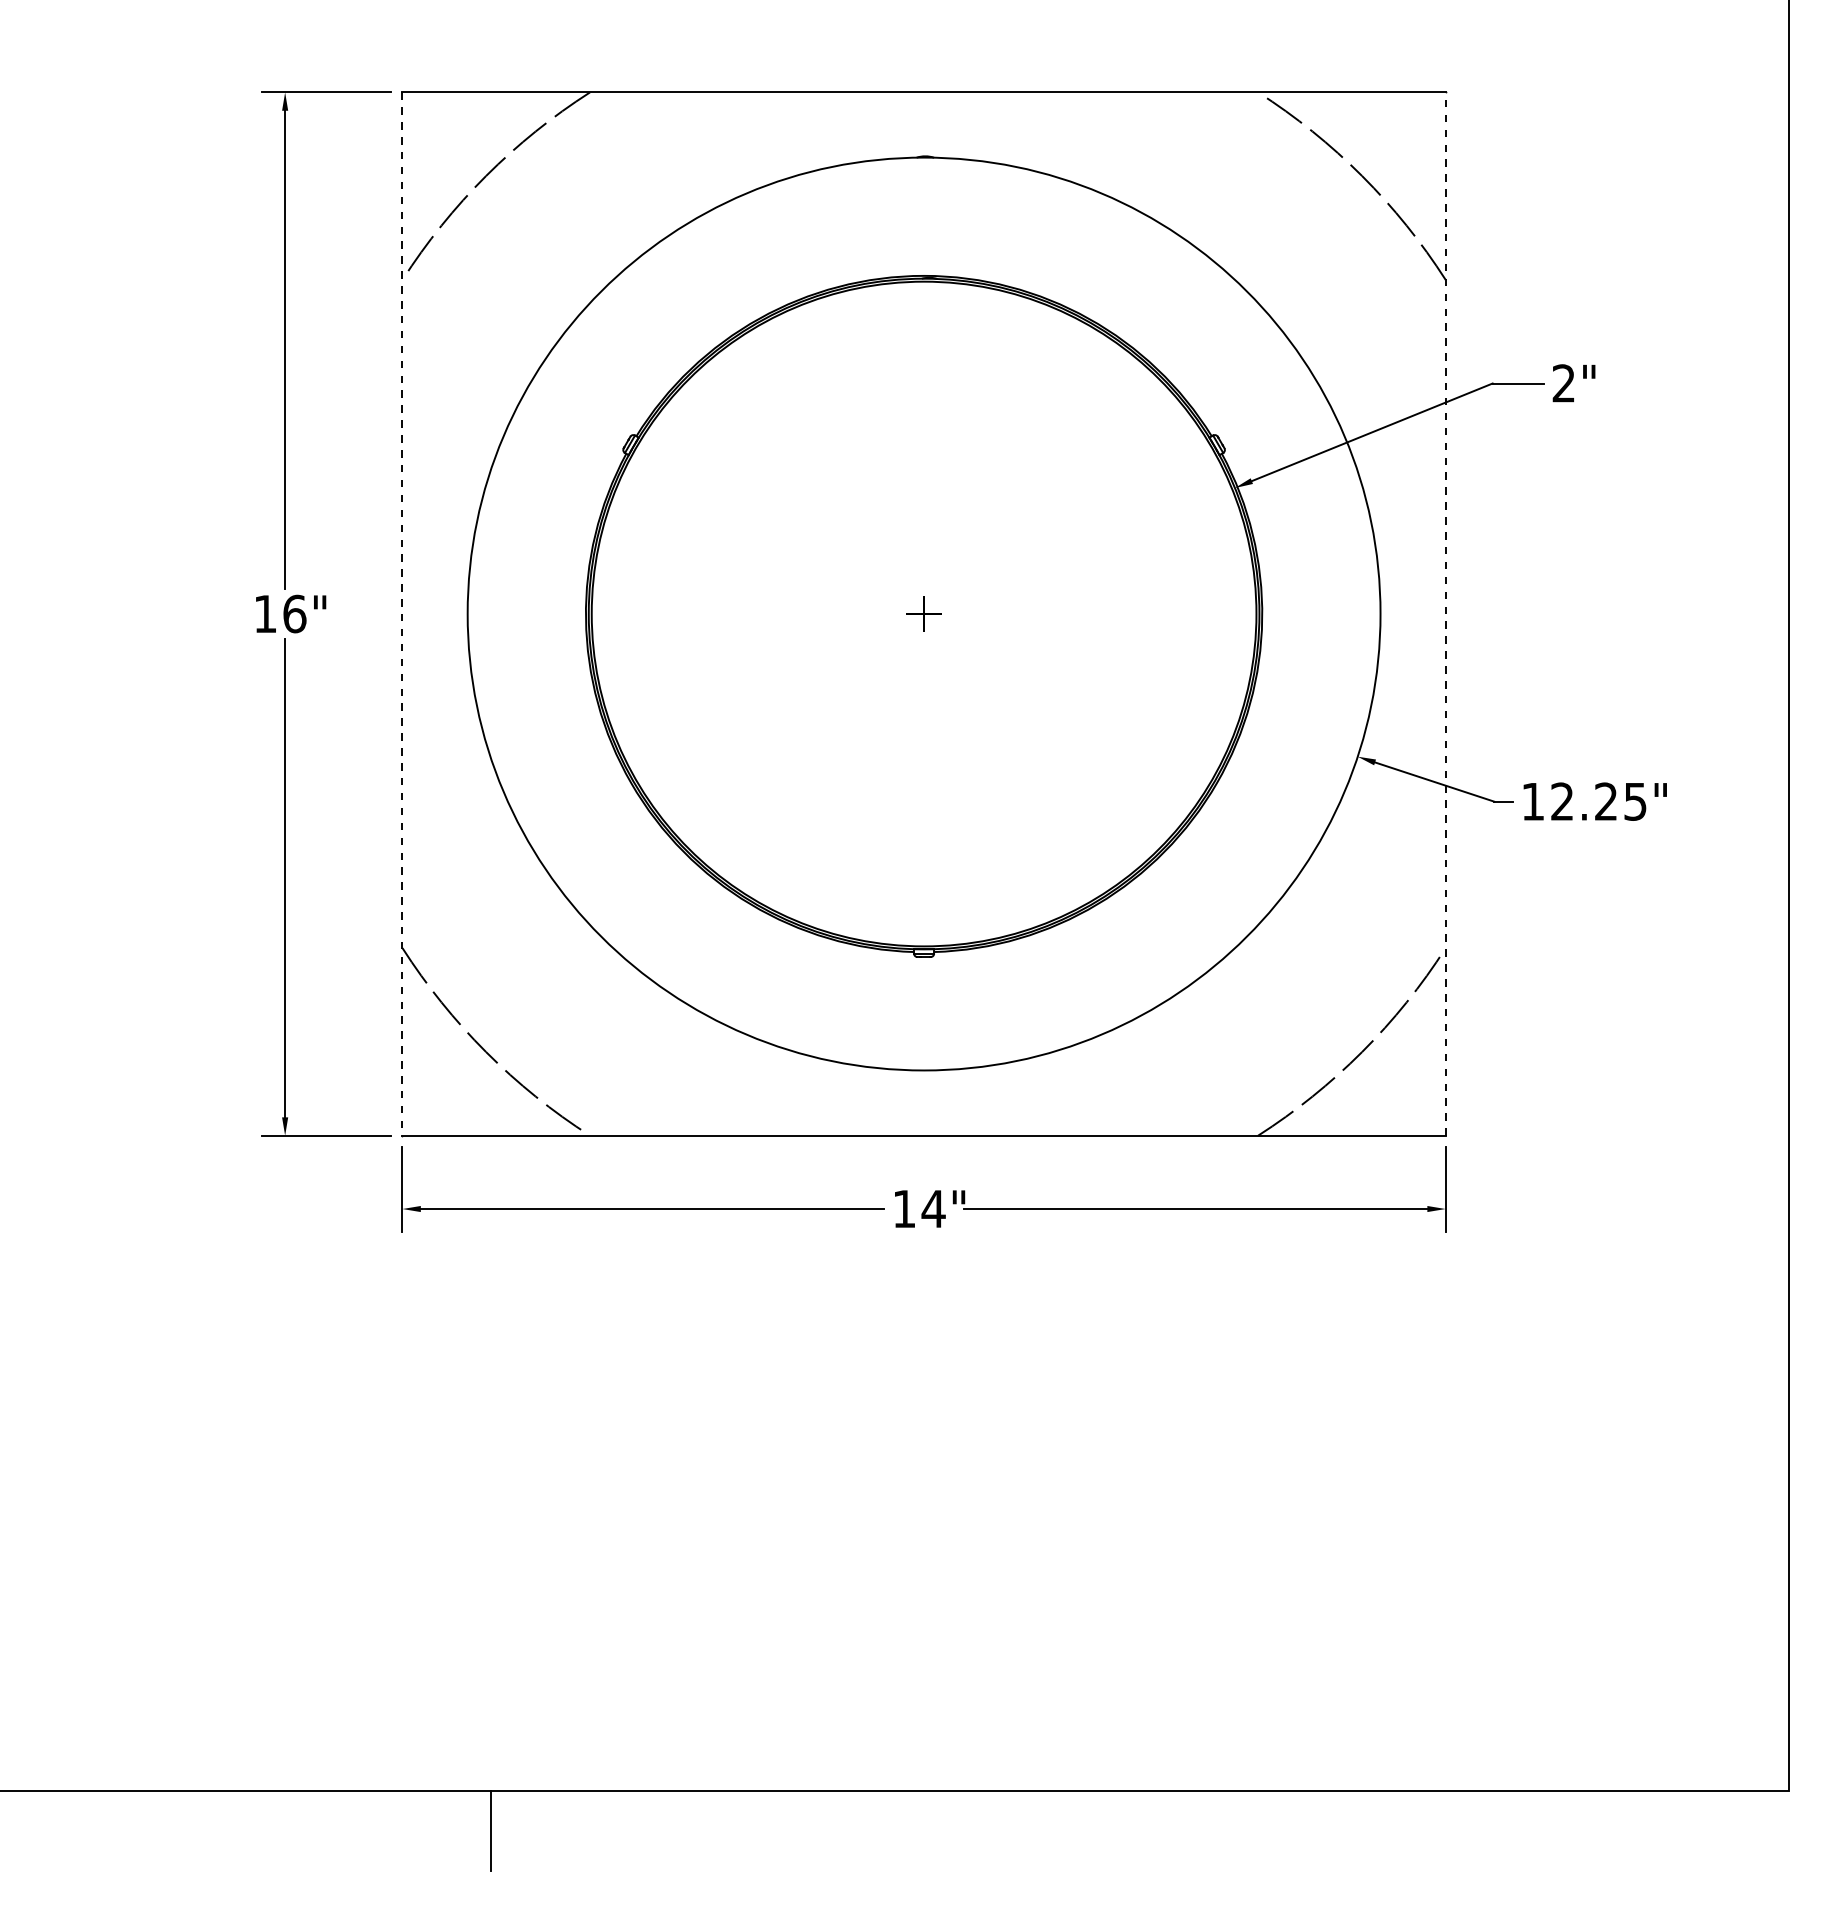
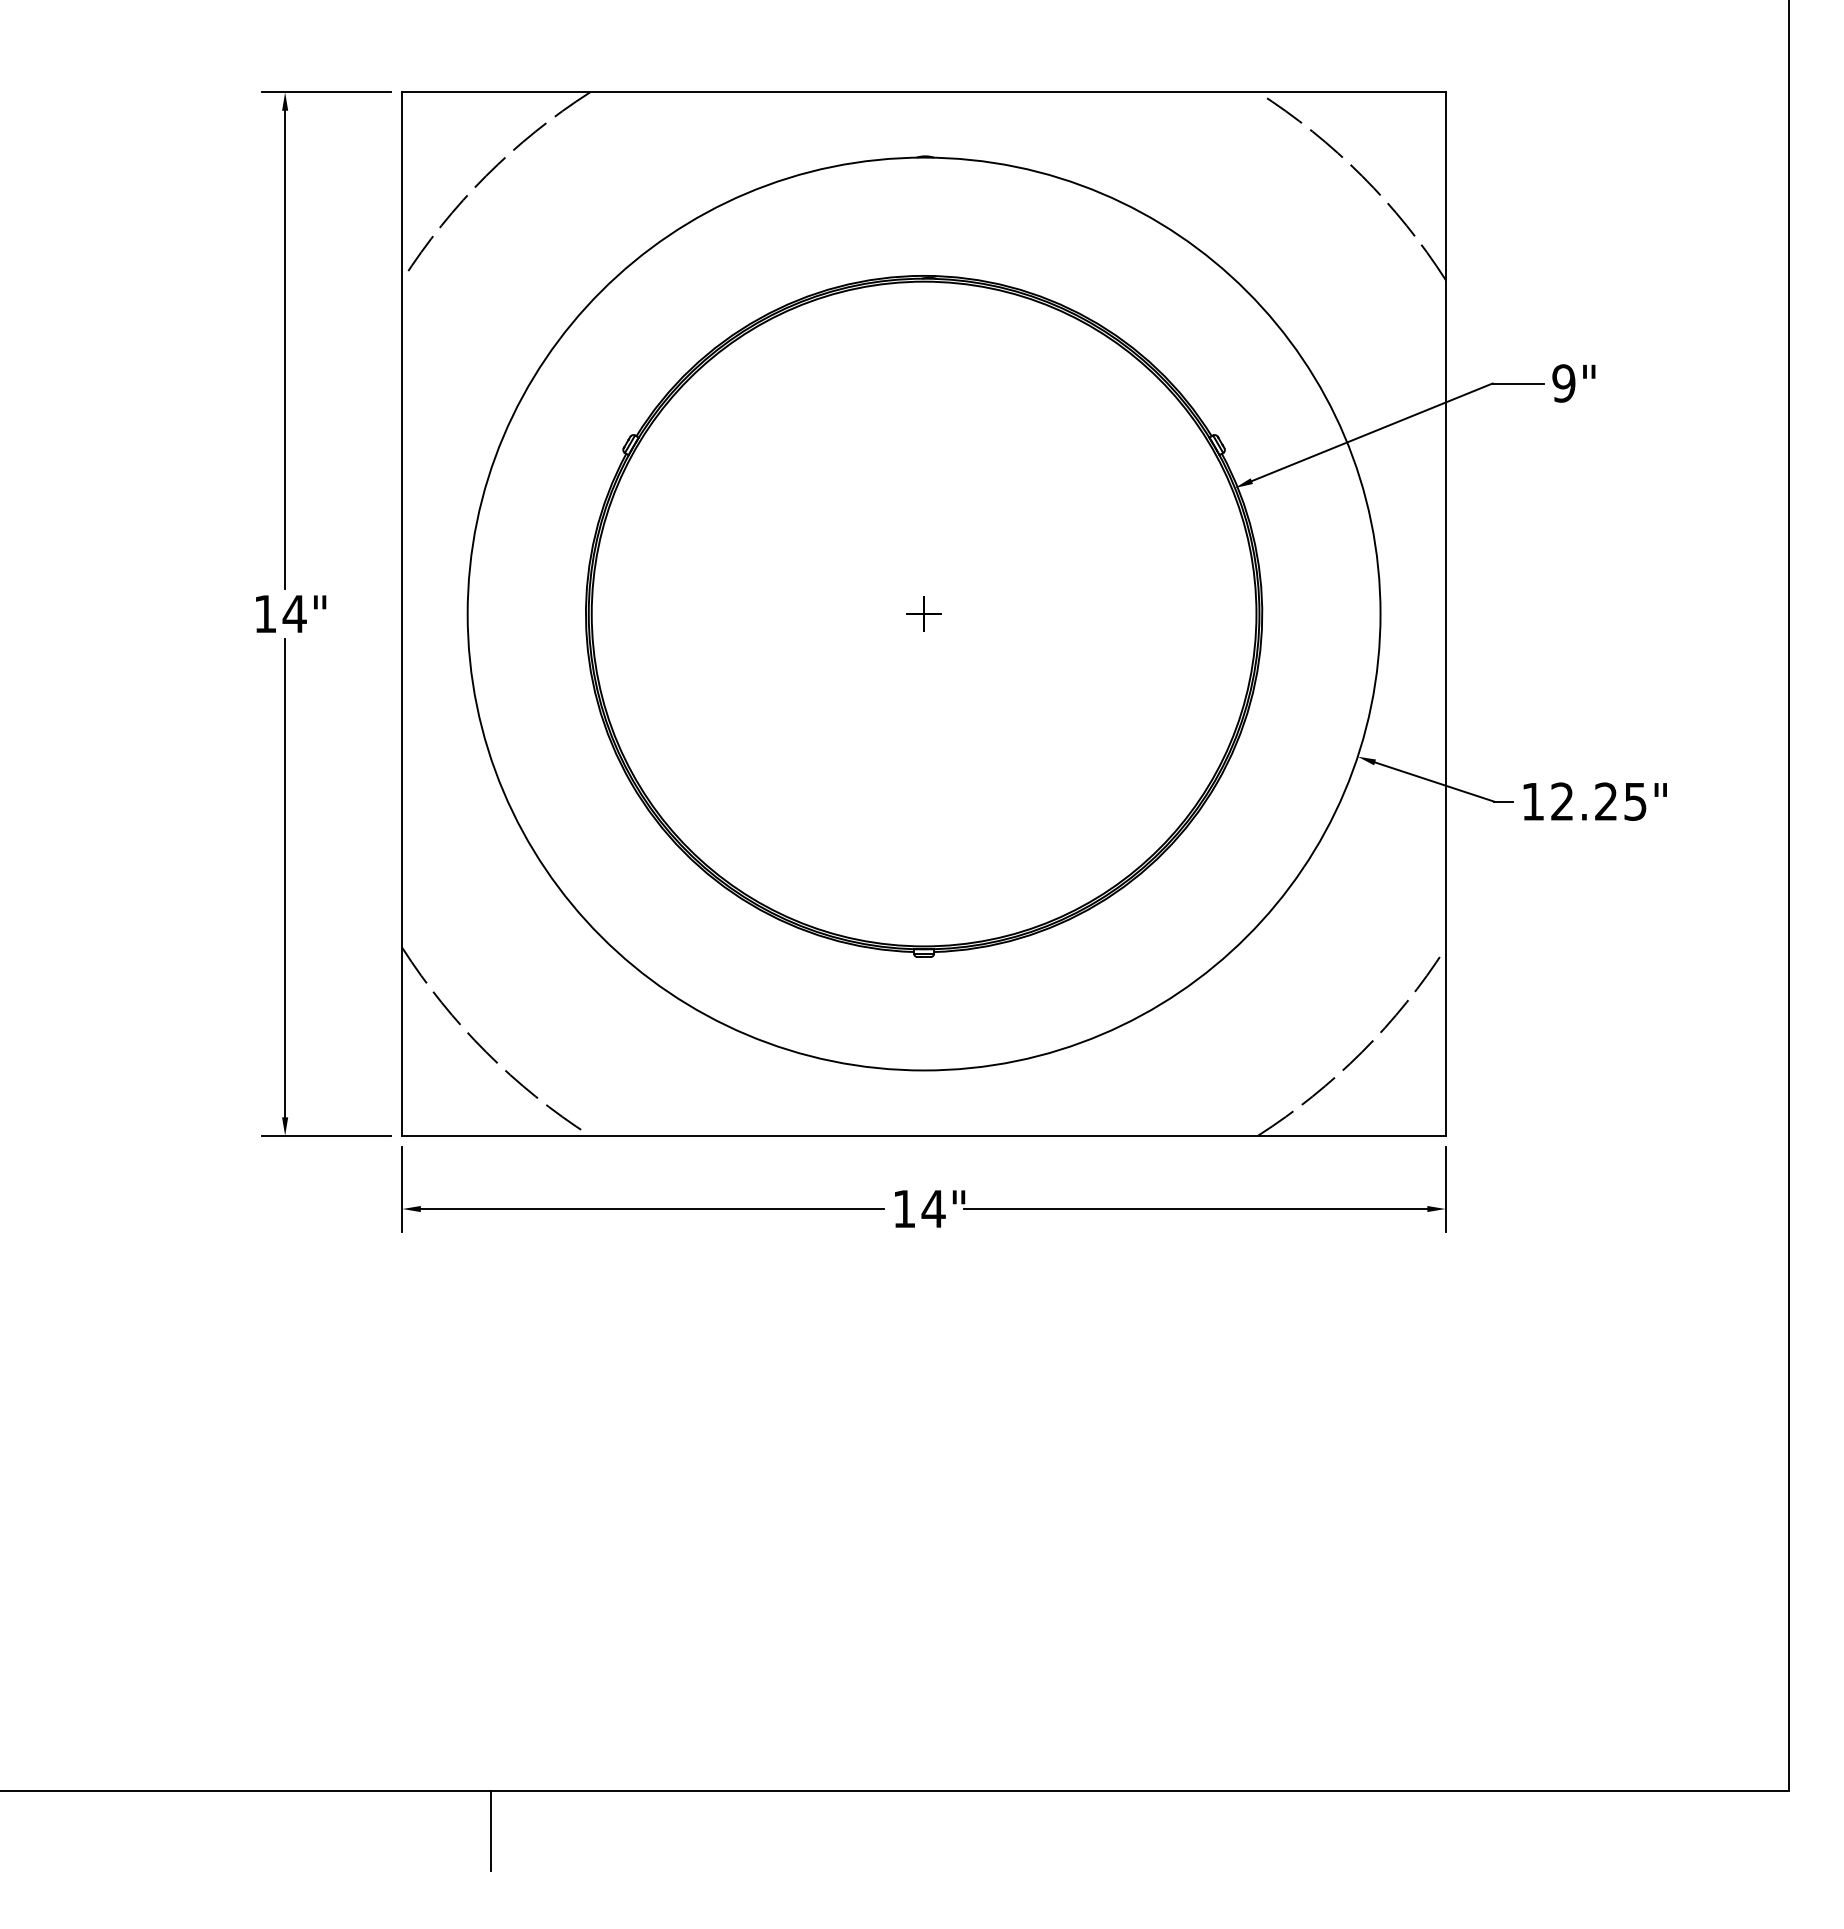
text: 2" -> 9" (1563, 383)
text: 16" -> 14" (294, 613)
line: dashed -> solid (402, 614)
line: dashed -> solid (1445, 614)
